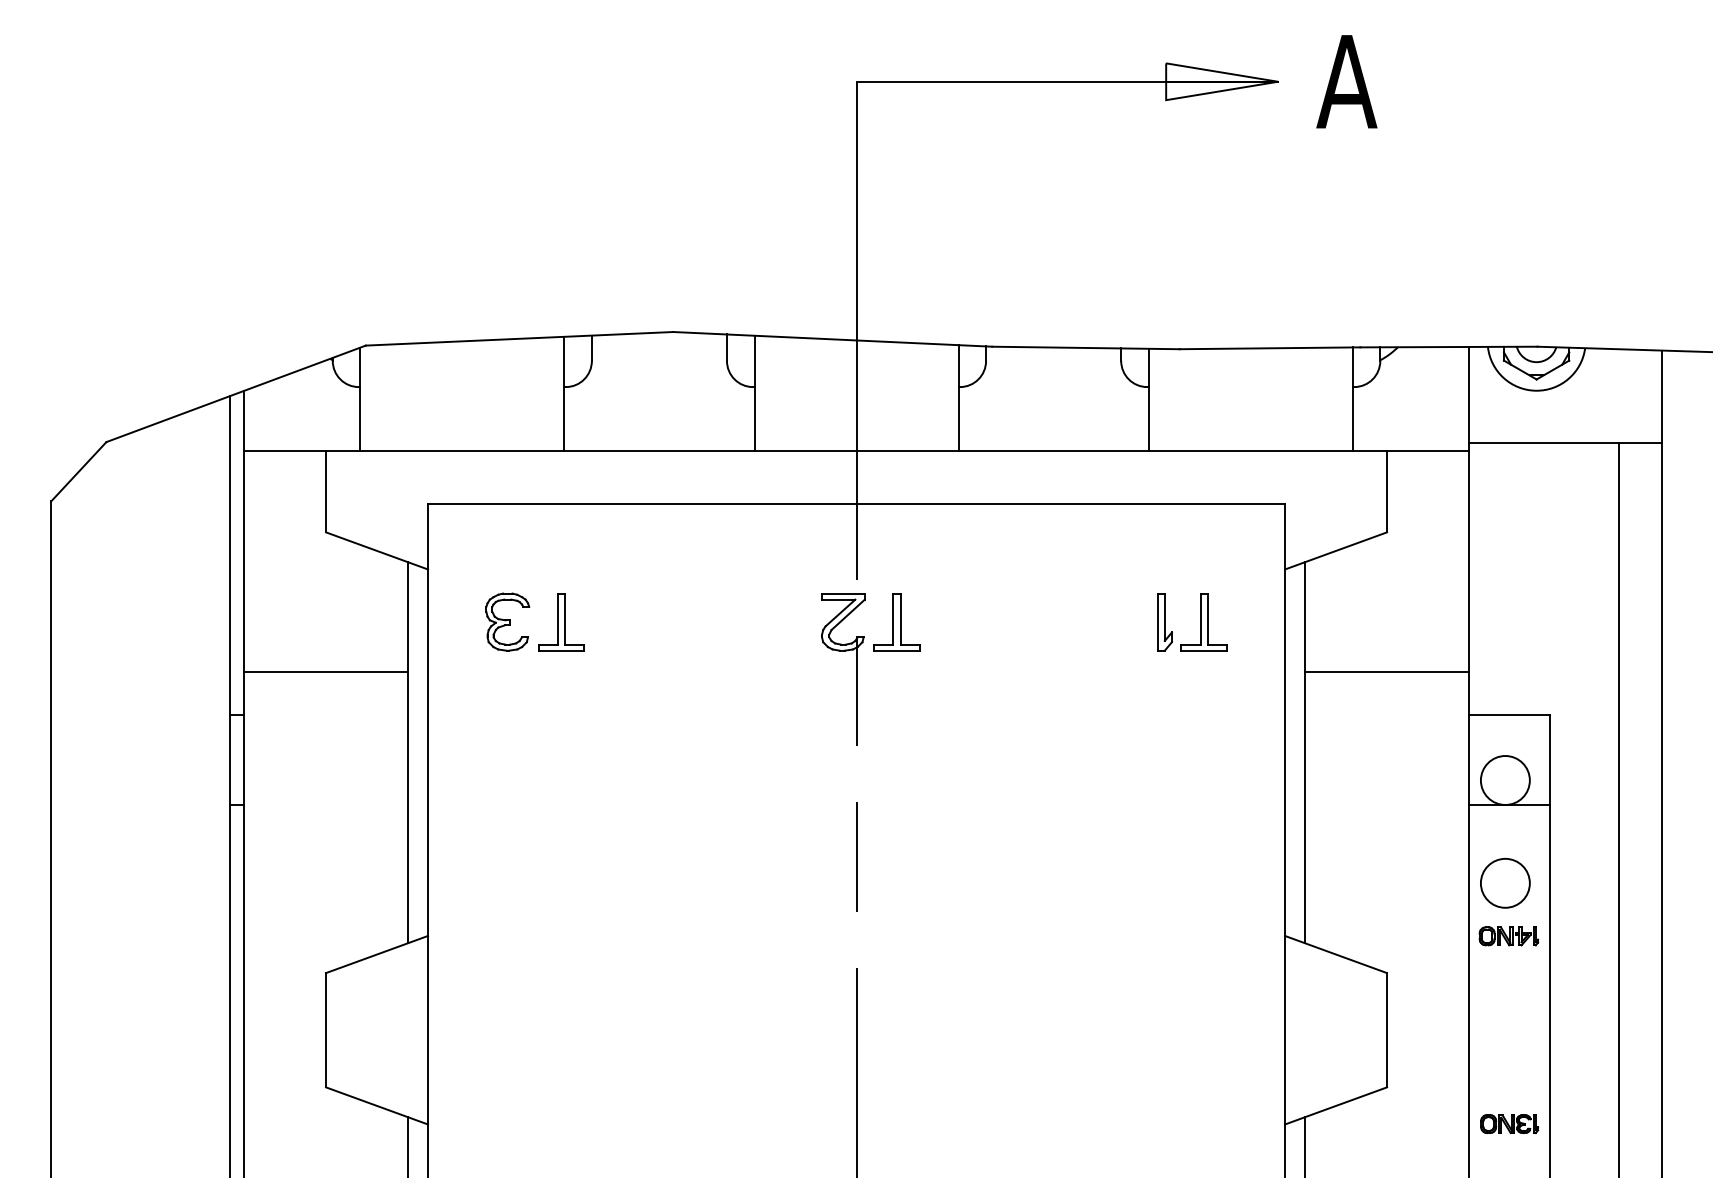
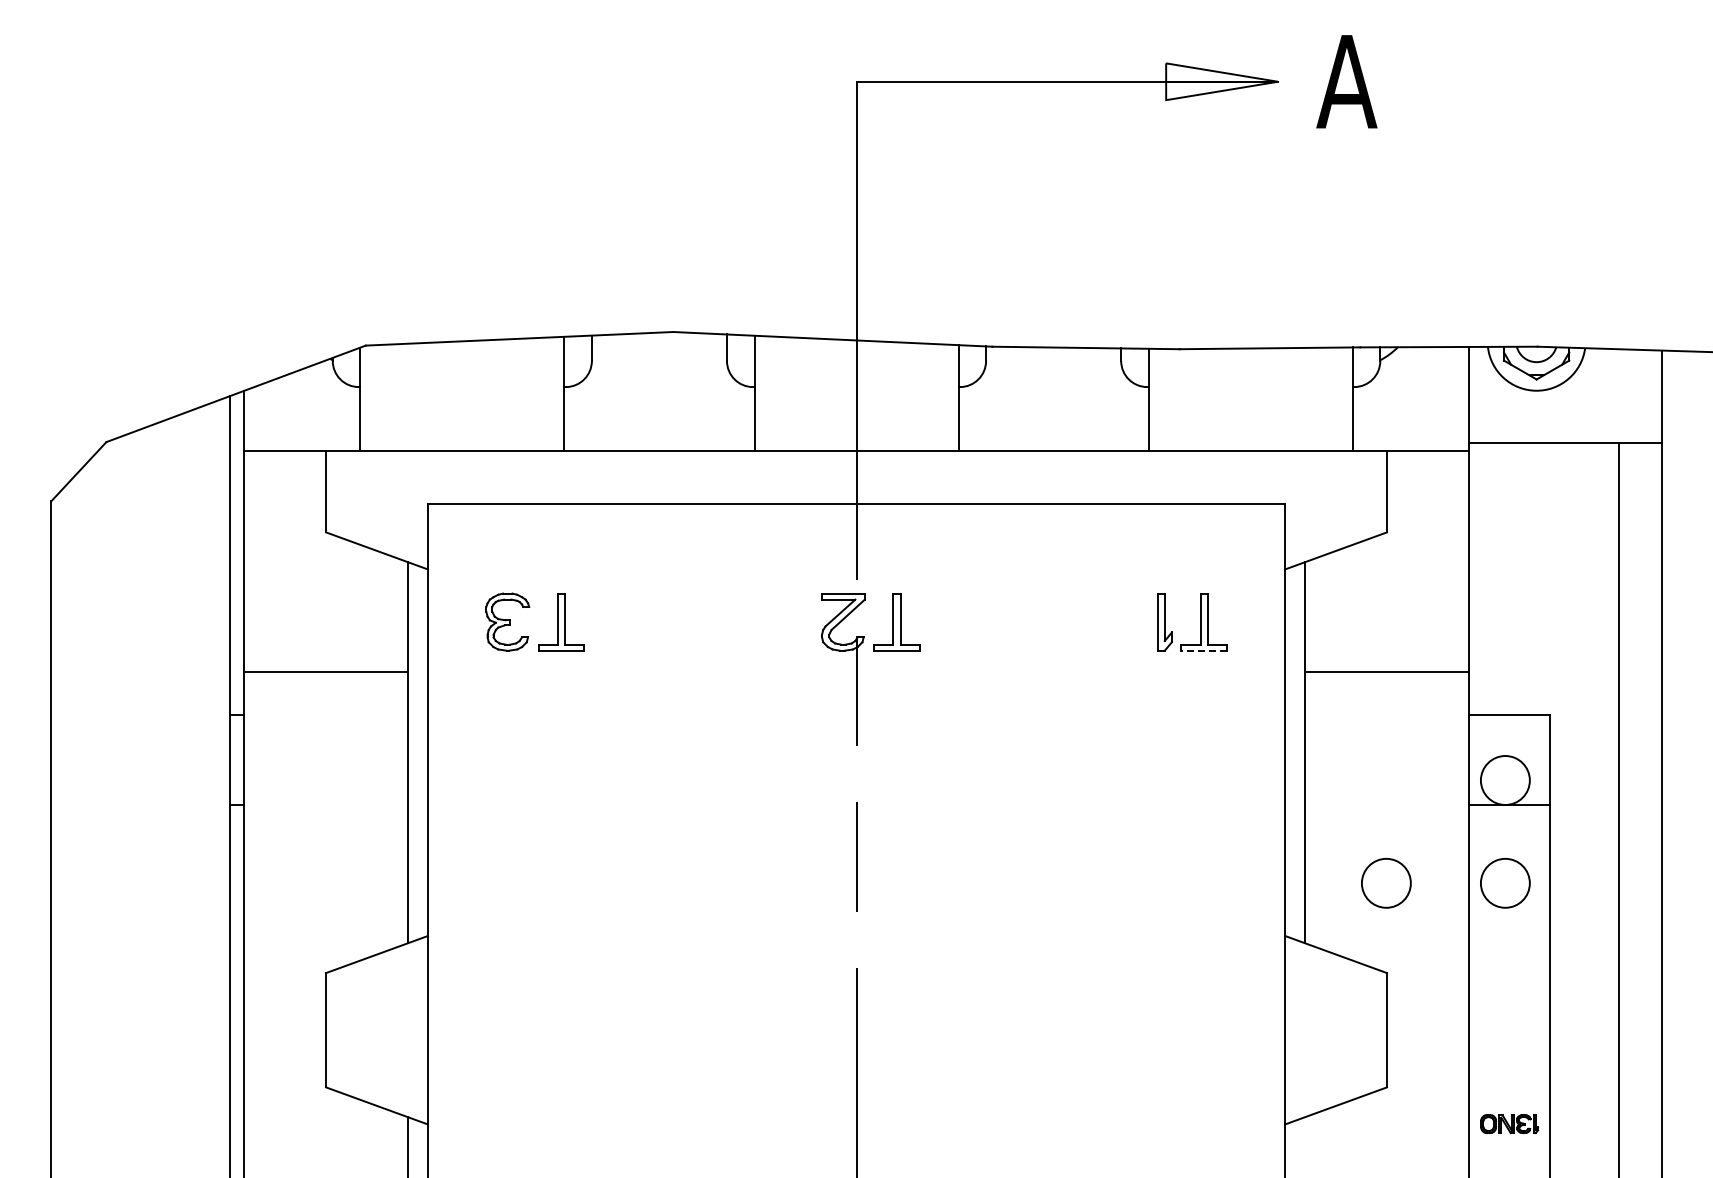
line: solid -> dashed (1204, 650)
circle: none -> present (1386, 883)
part: present -> none (1508, 936)
line: present -> none (1305, 1145)
